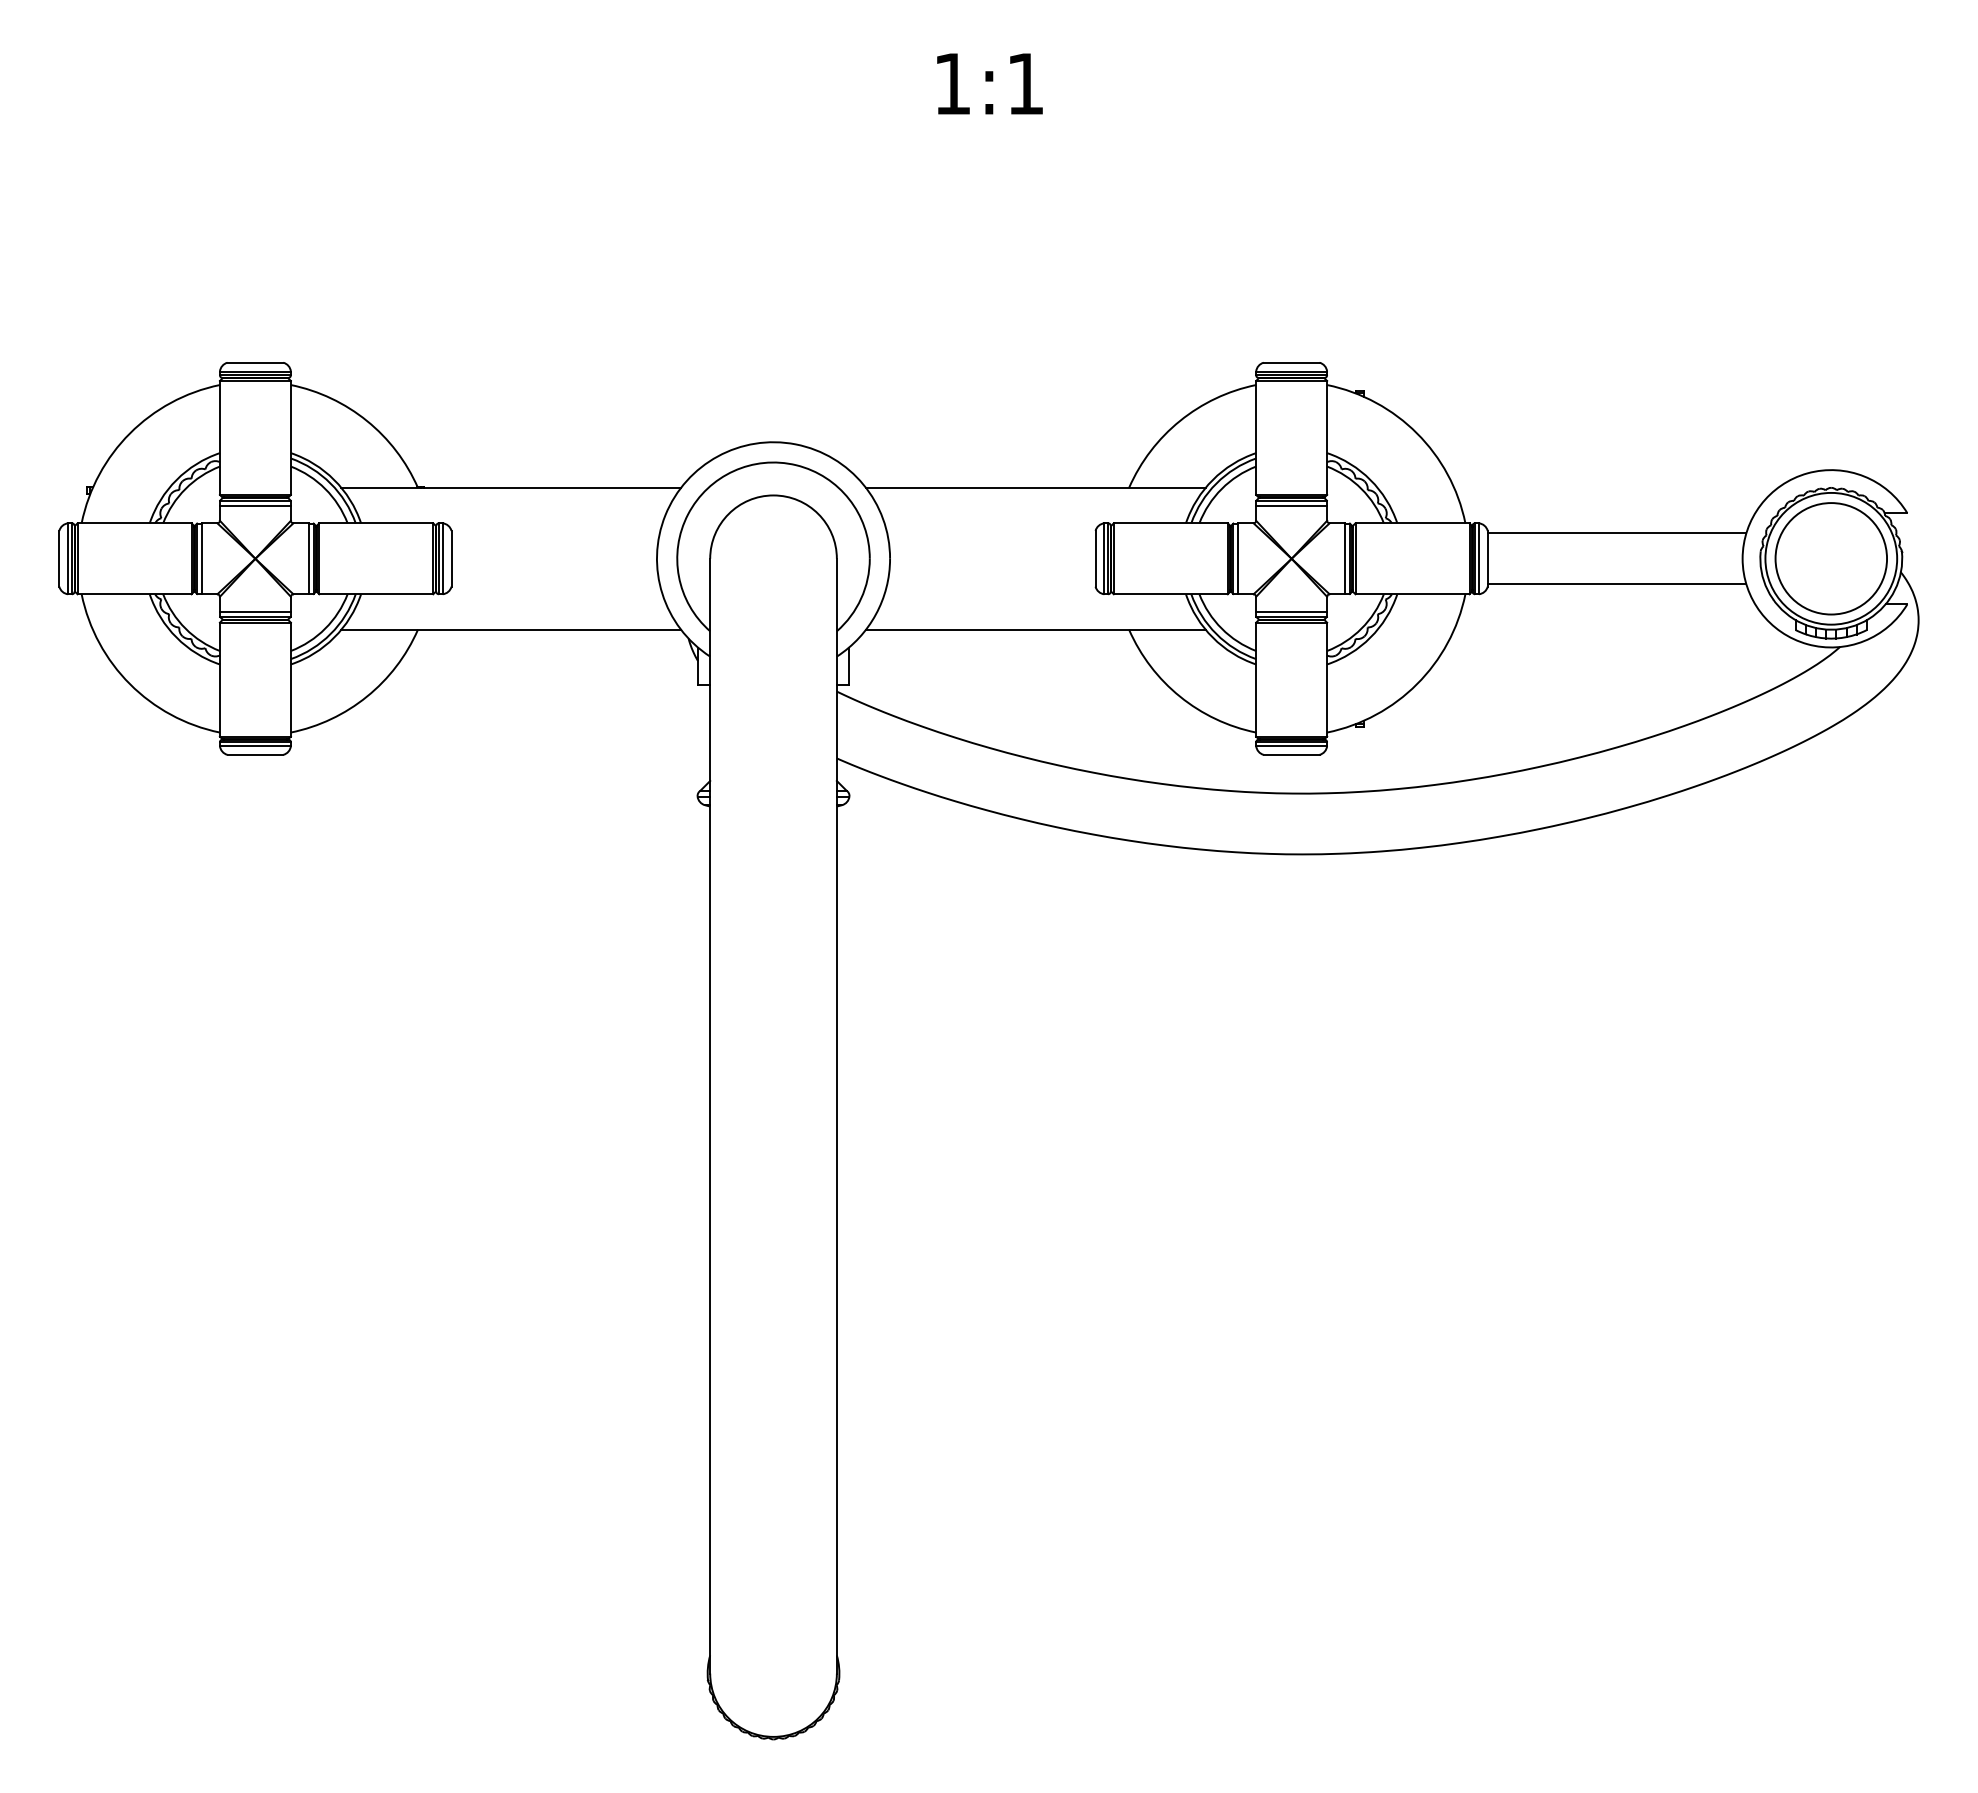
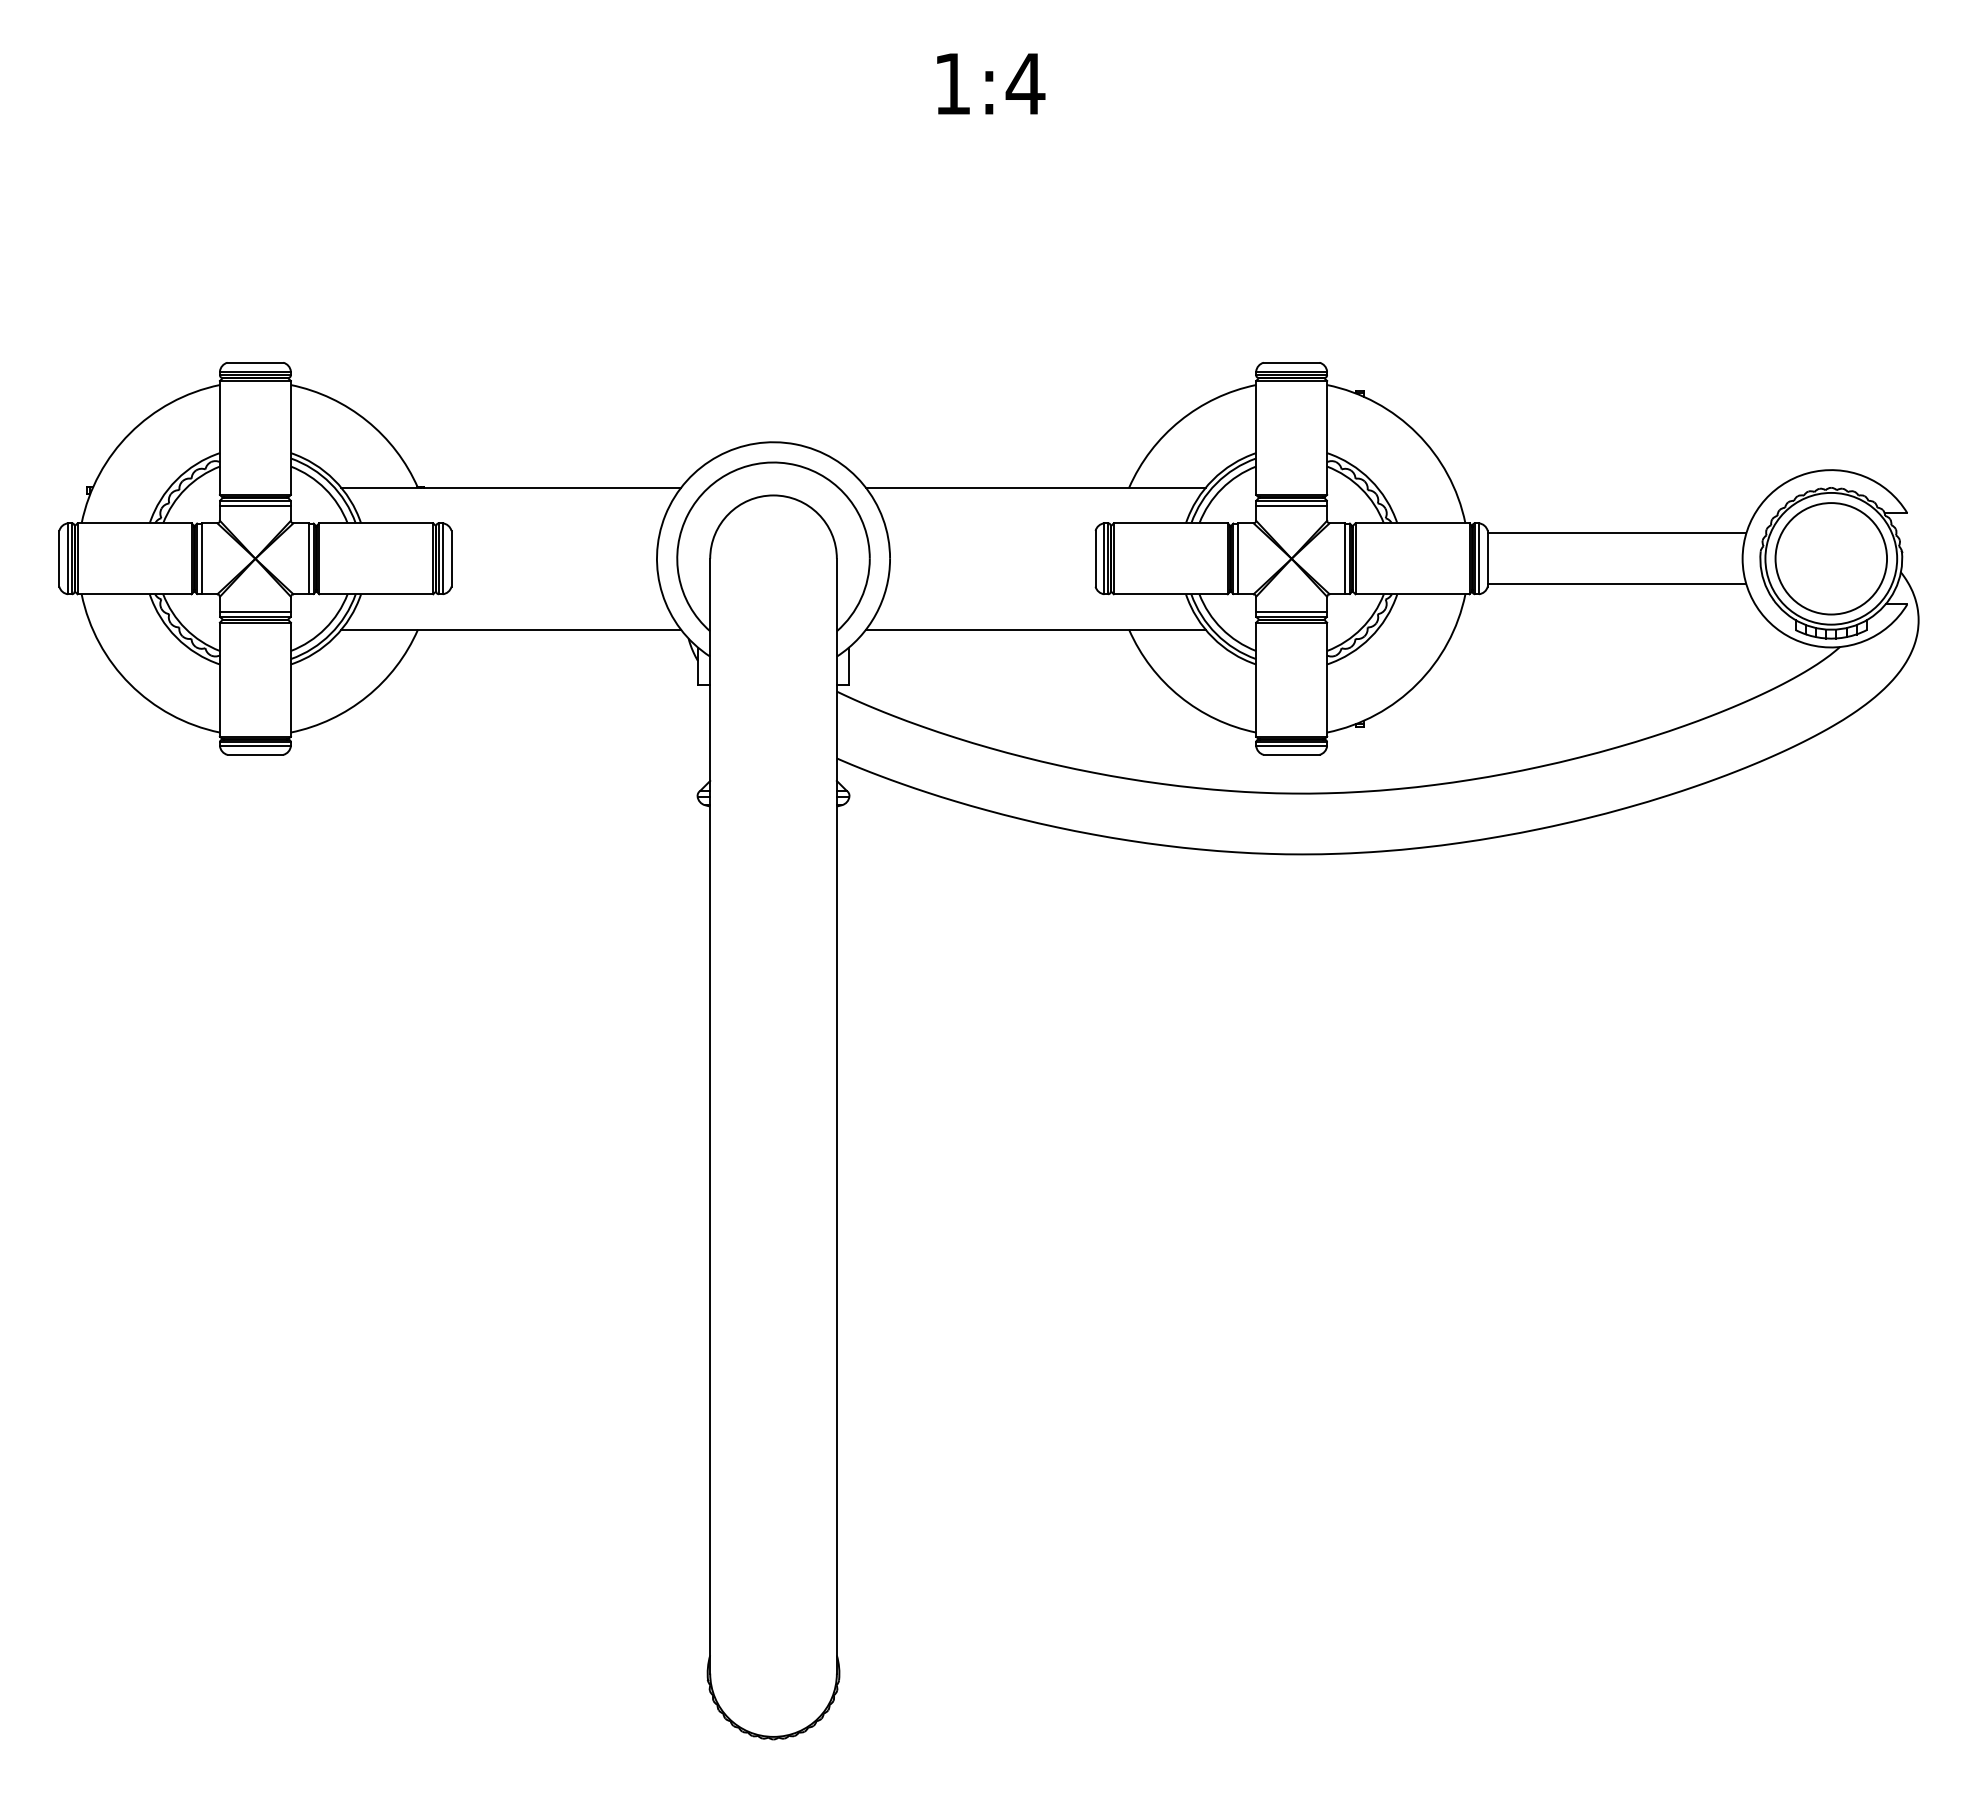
text: 1:1 -> 1:4 (1025, 83)
